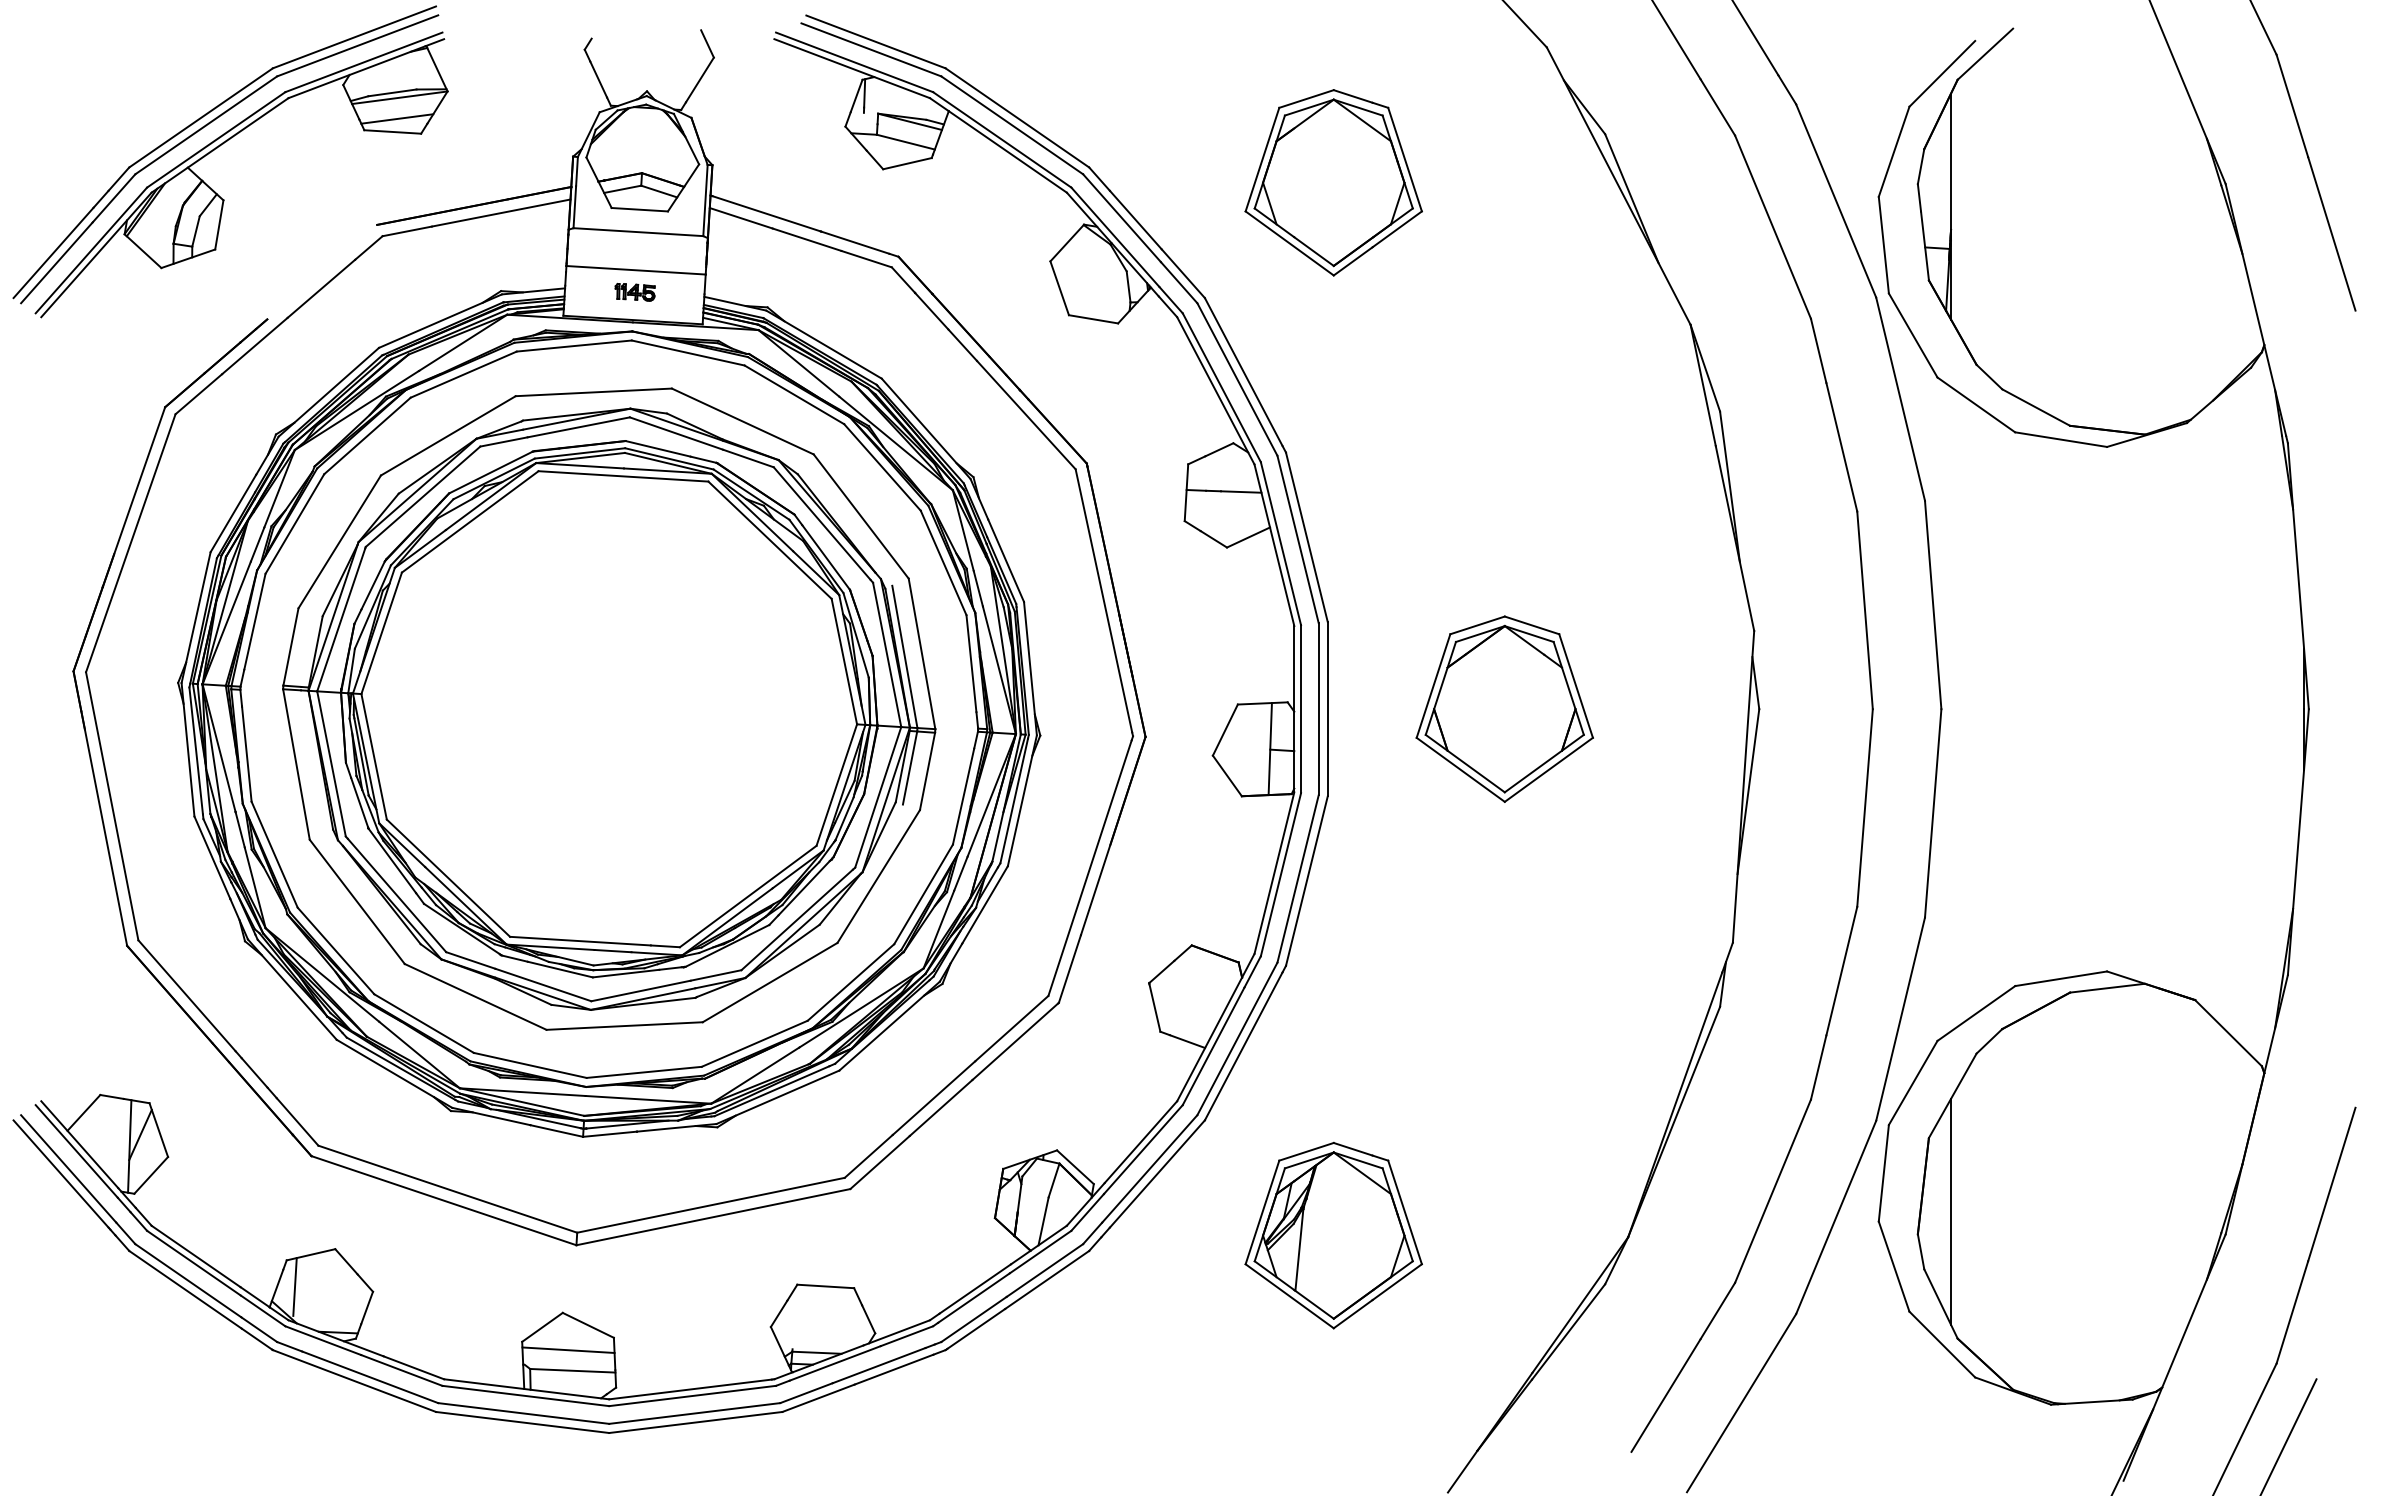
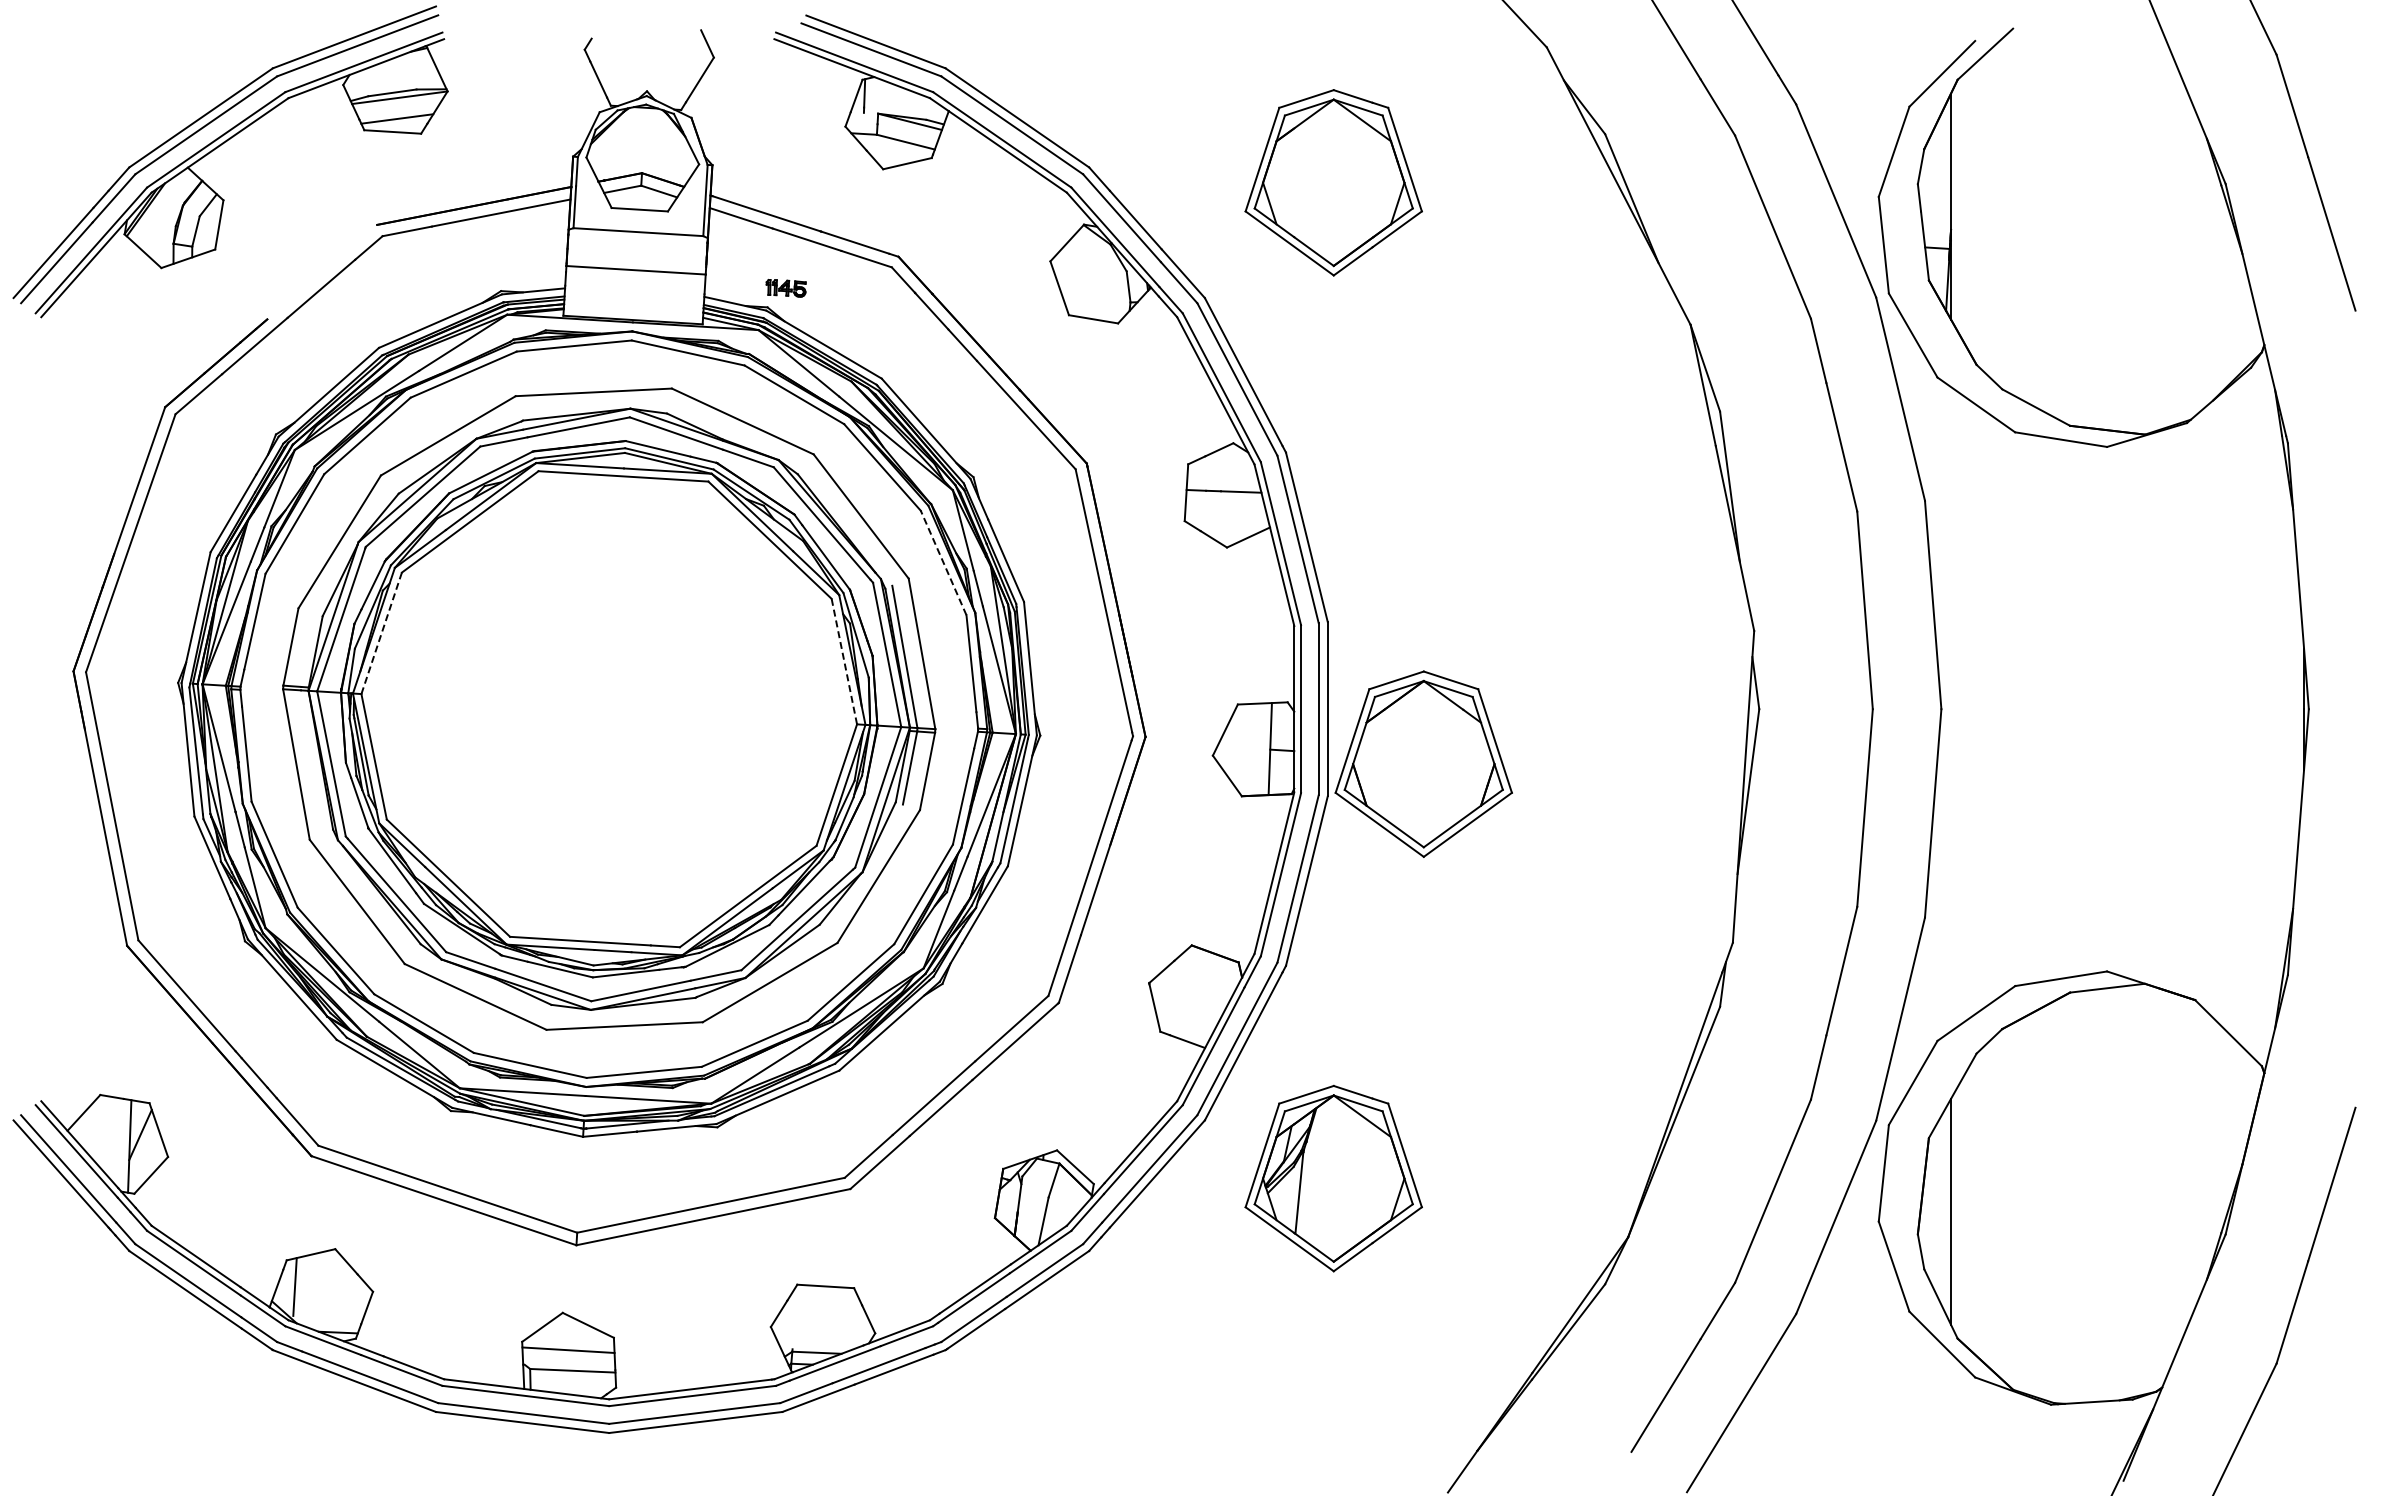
part position: (634, 292) -> (785, 288) (785, 288)
line: solid -> dashed (943, 562)
line: solid -> dashed (381, 632)
line: solid -> dashed (844, 661)
part position: (1504, 708) -> (1423, 763) (1423, 763)
part position: (1333, 1235) -> (1333, 1178) (1333, 1178)
line: present -> none (2288, 1435)
